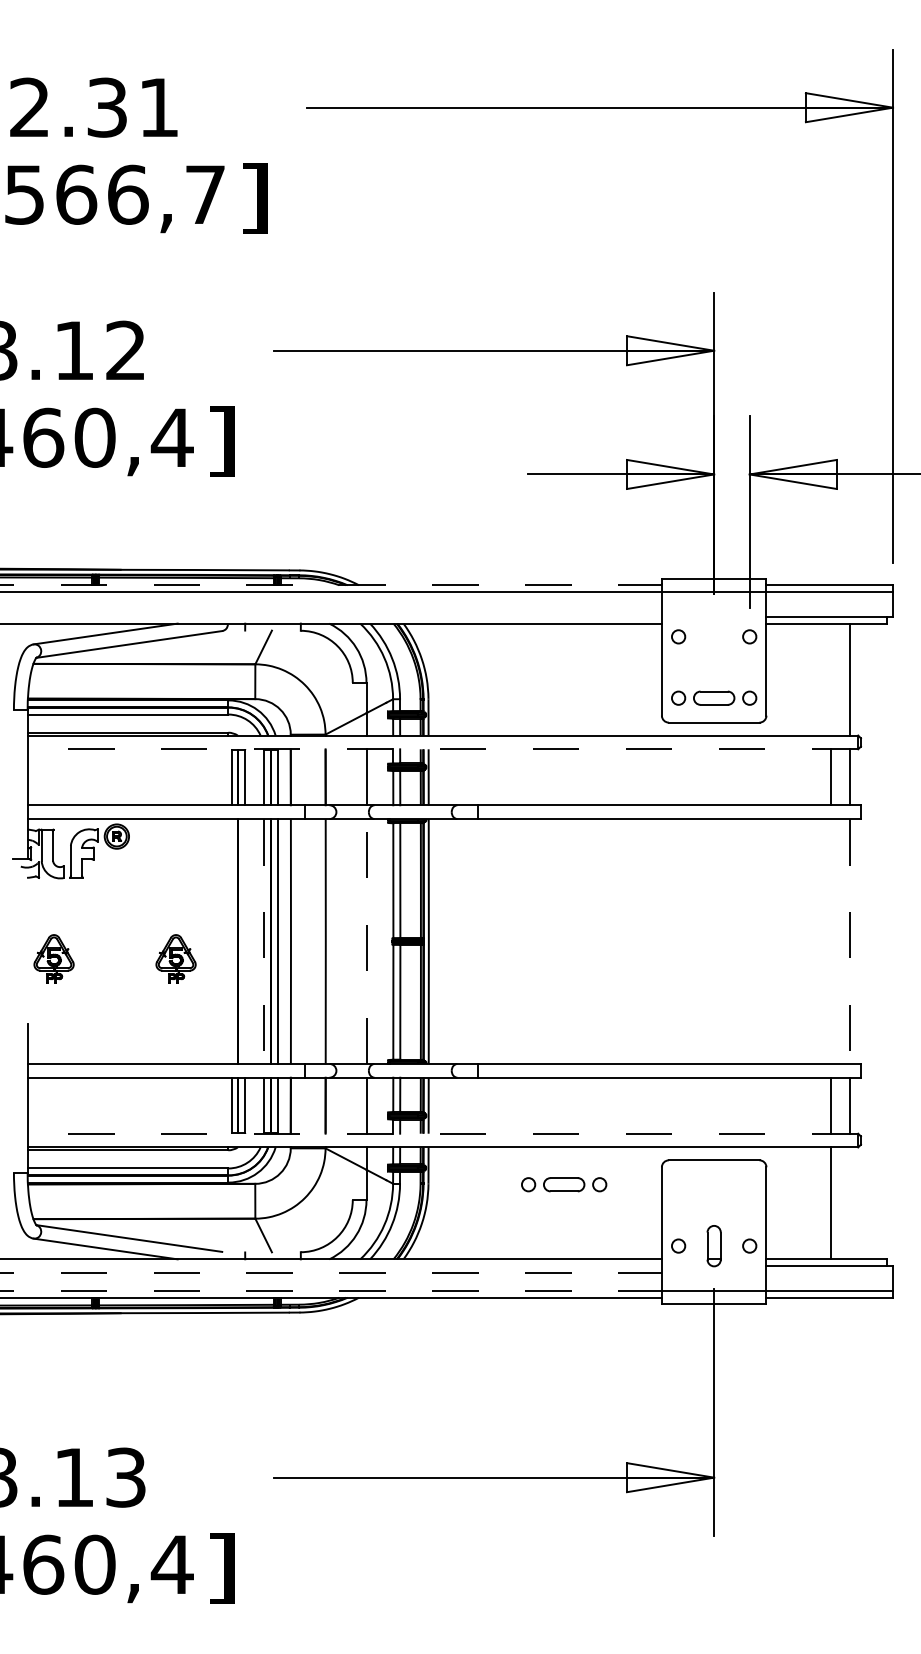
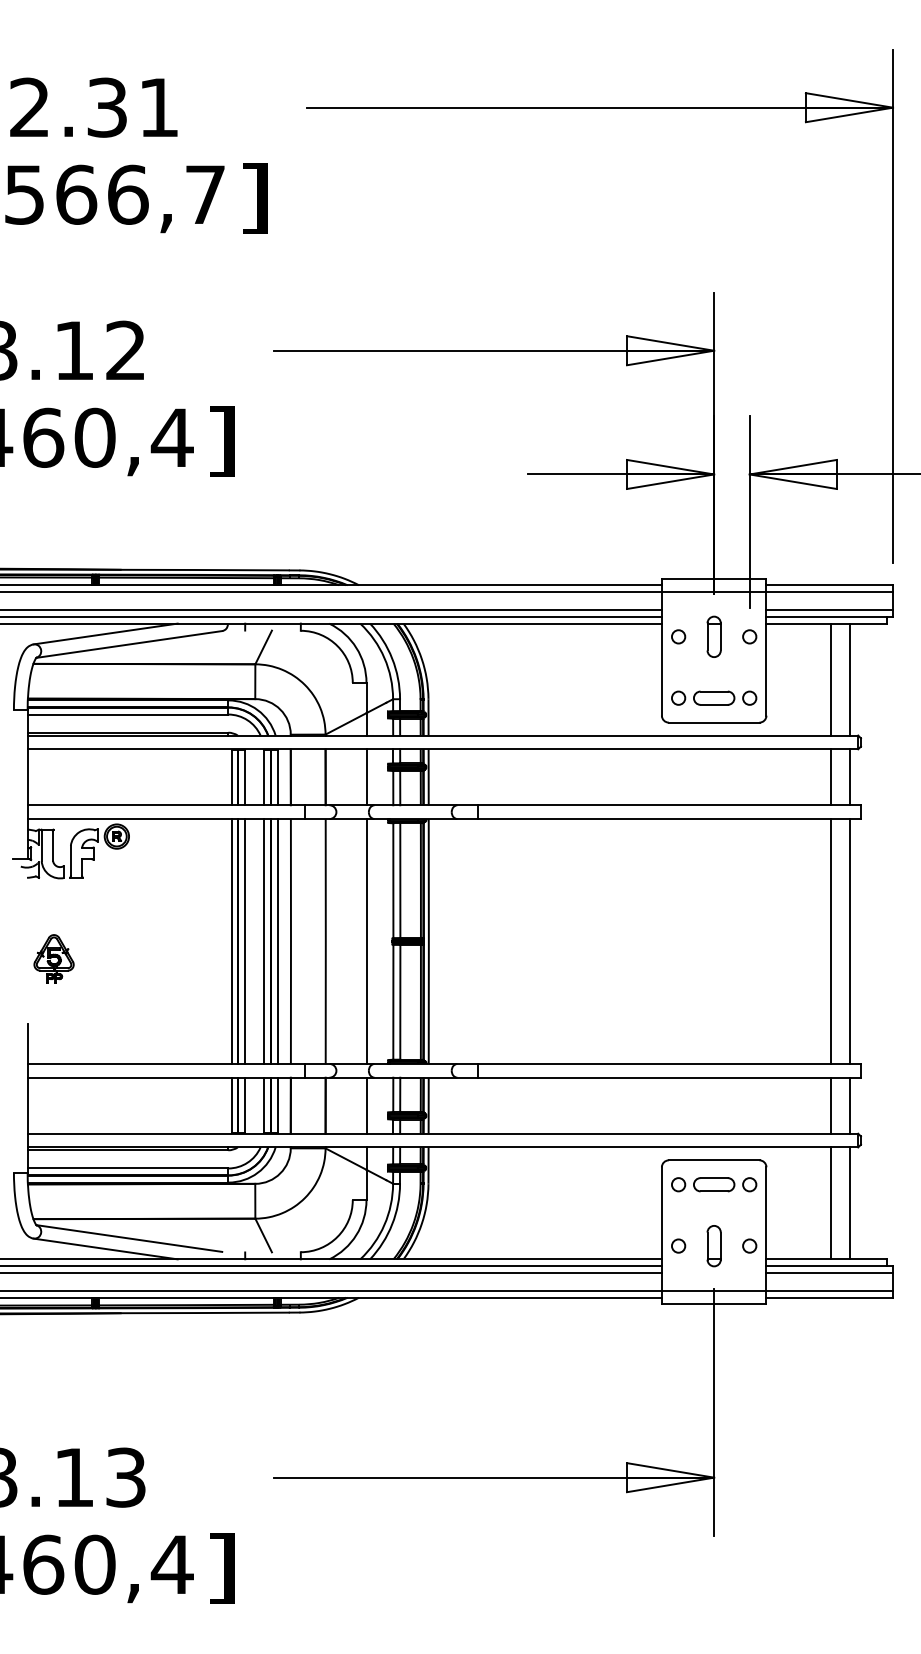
line: dashed -> solid (331, 585)
line: none -> present (331, 609)
line: none -> present (829, 609)
line: none -> present (331, 616)
part: none -> present (713, 636)
line: none -> present (831, 679)
line: dashed -> solid (442, 749)
line: none -> present (231, 941)
line: none -> present (245, 941)
line: dashed -> solid (366, 941)
line: none -> present (831, 941)
line: dashed -> solid (263, 942)
line: dashed -> solid (850, 942)
part: present -> none (175, 958)
line: dashed -> solid (442, 1133)
part position: (564, 1184) -> (714, 1184) (714, 1184)
line: none -> present (850, 1203)
line: none -> present (331, 1266)
line: dashed -> solid (331, 1273)
line: none -> present (829, 1273)
line: dashed -> solid (331, 1290)
